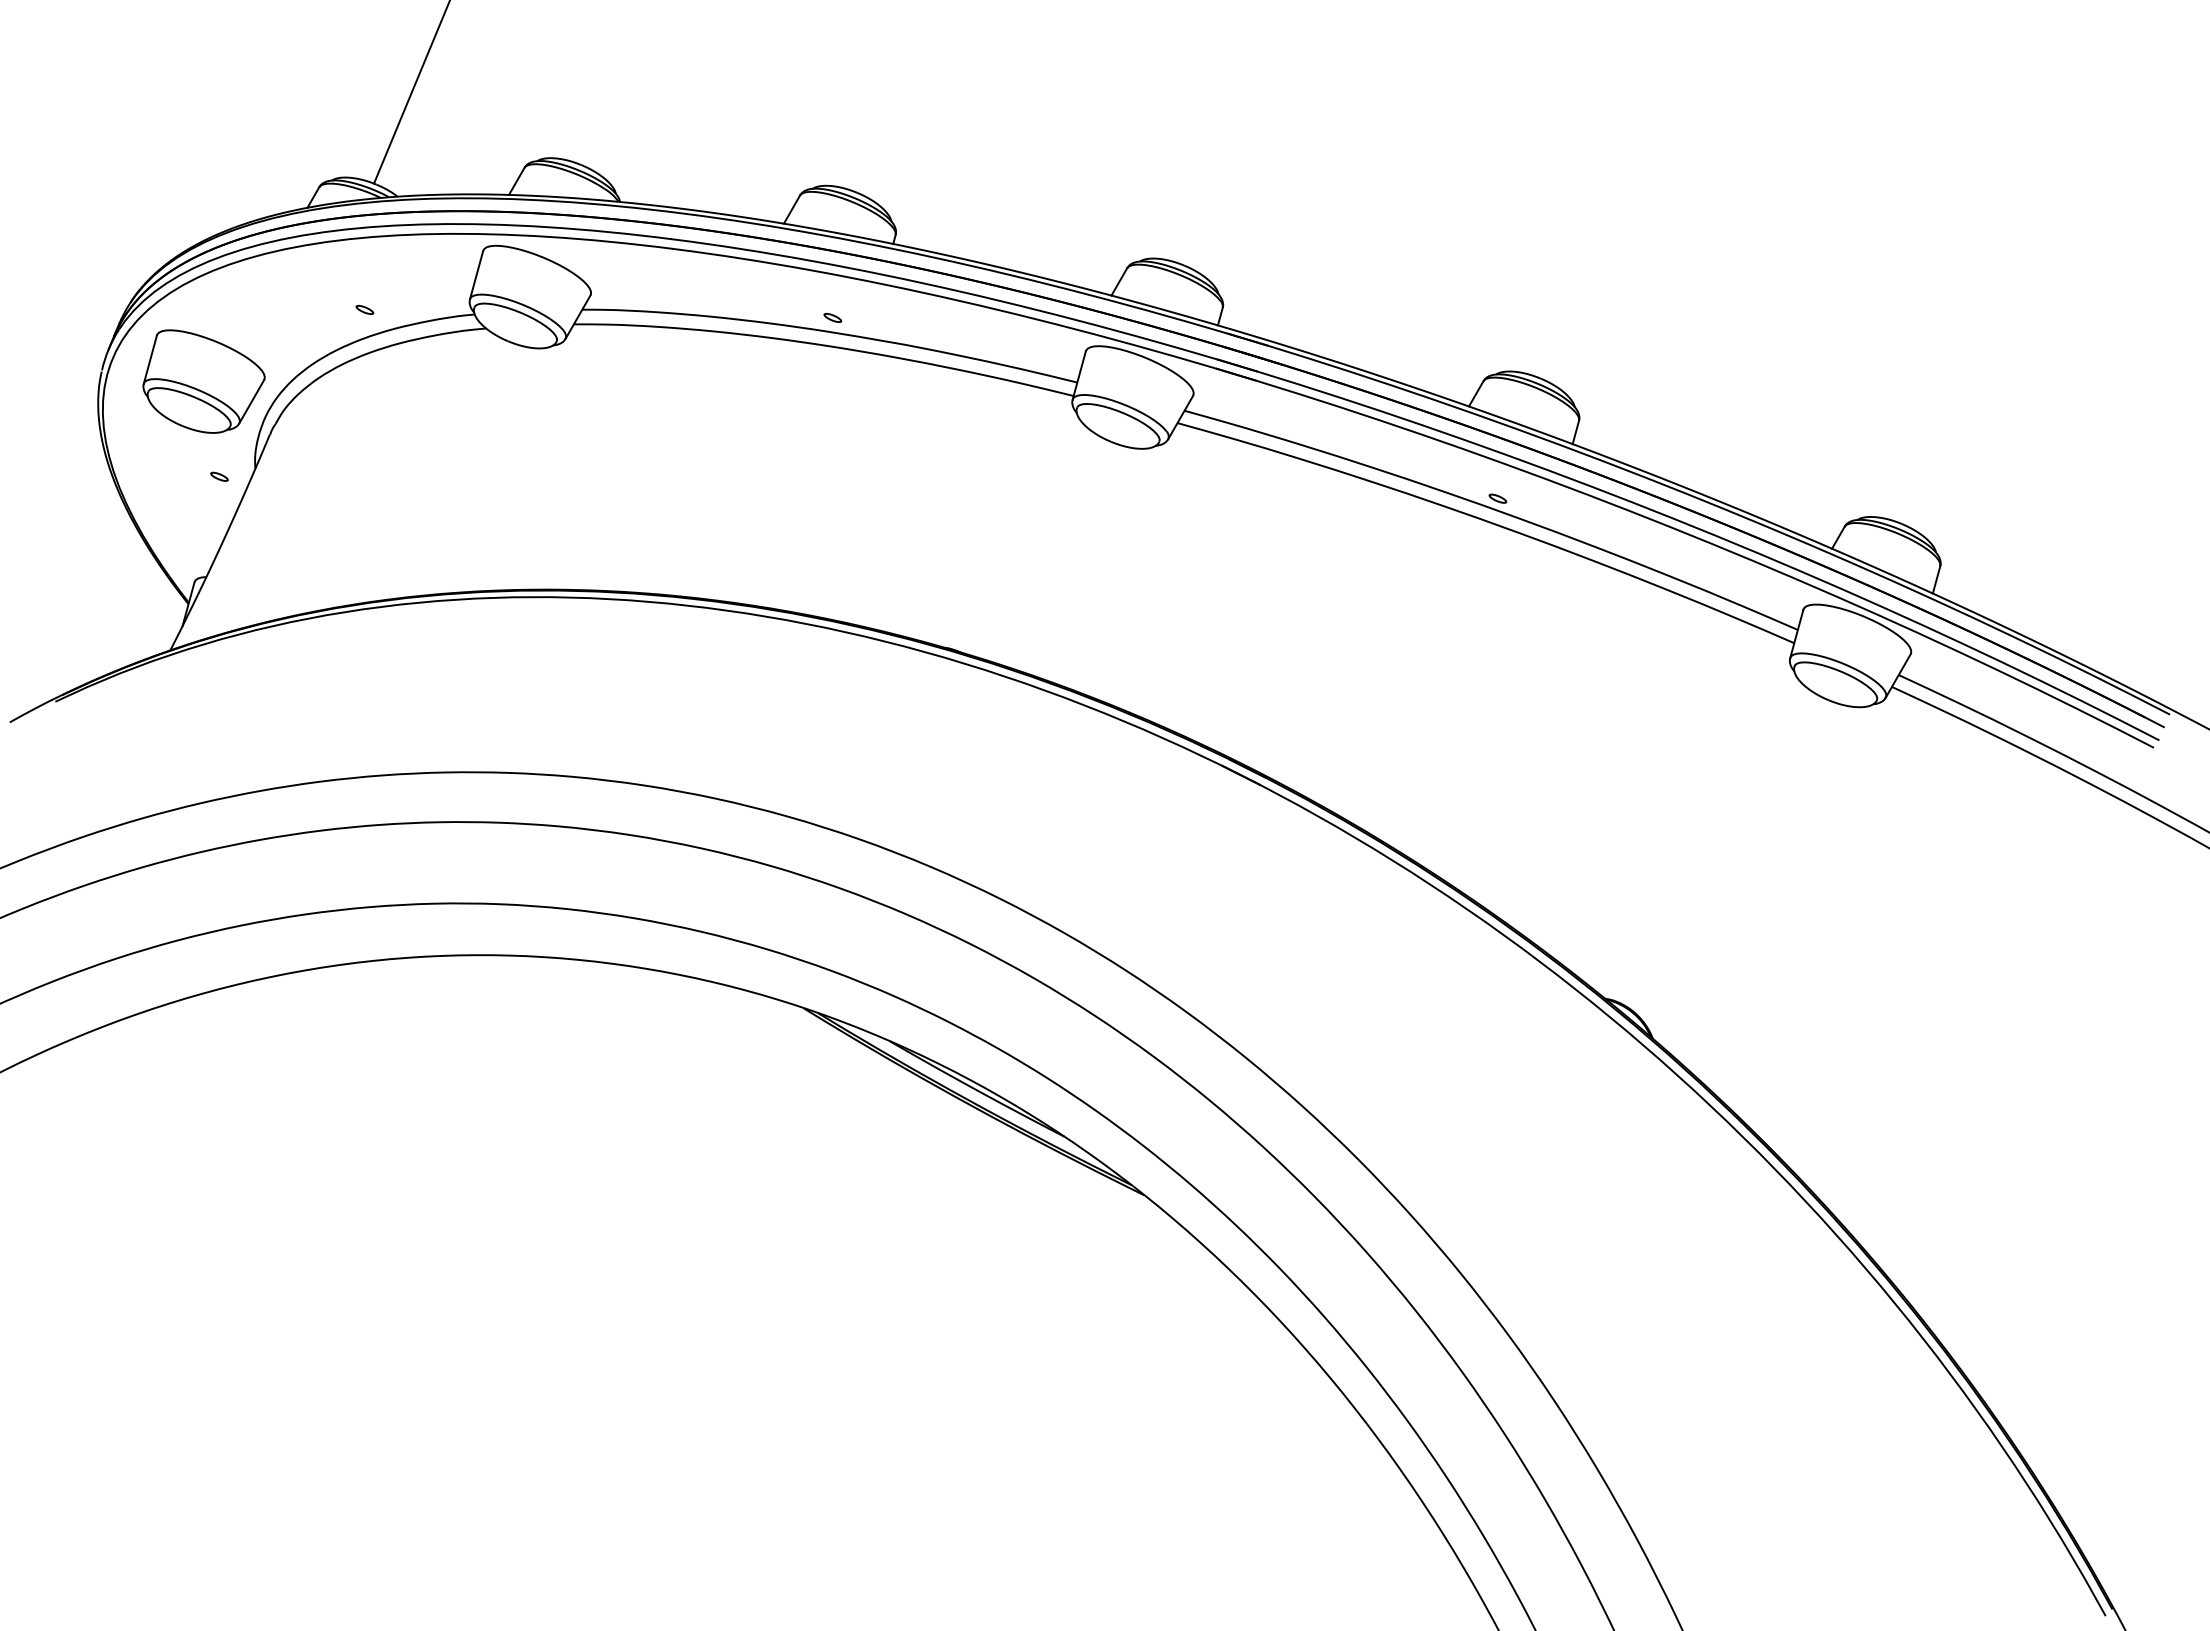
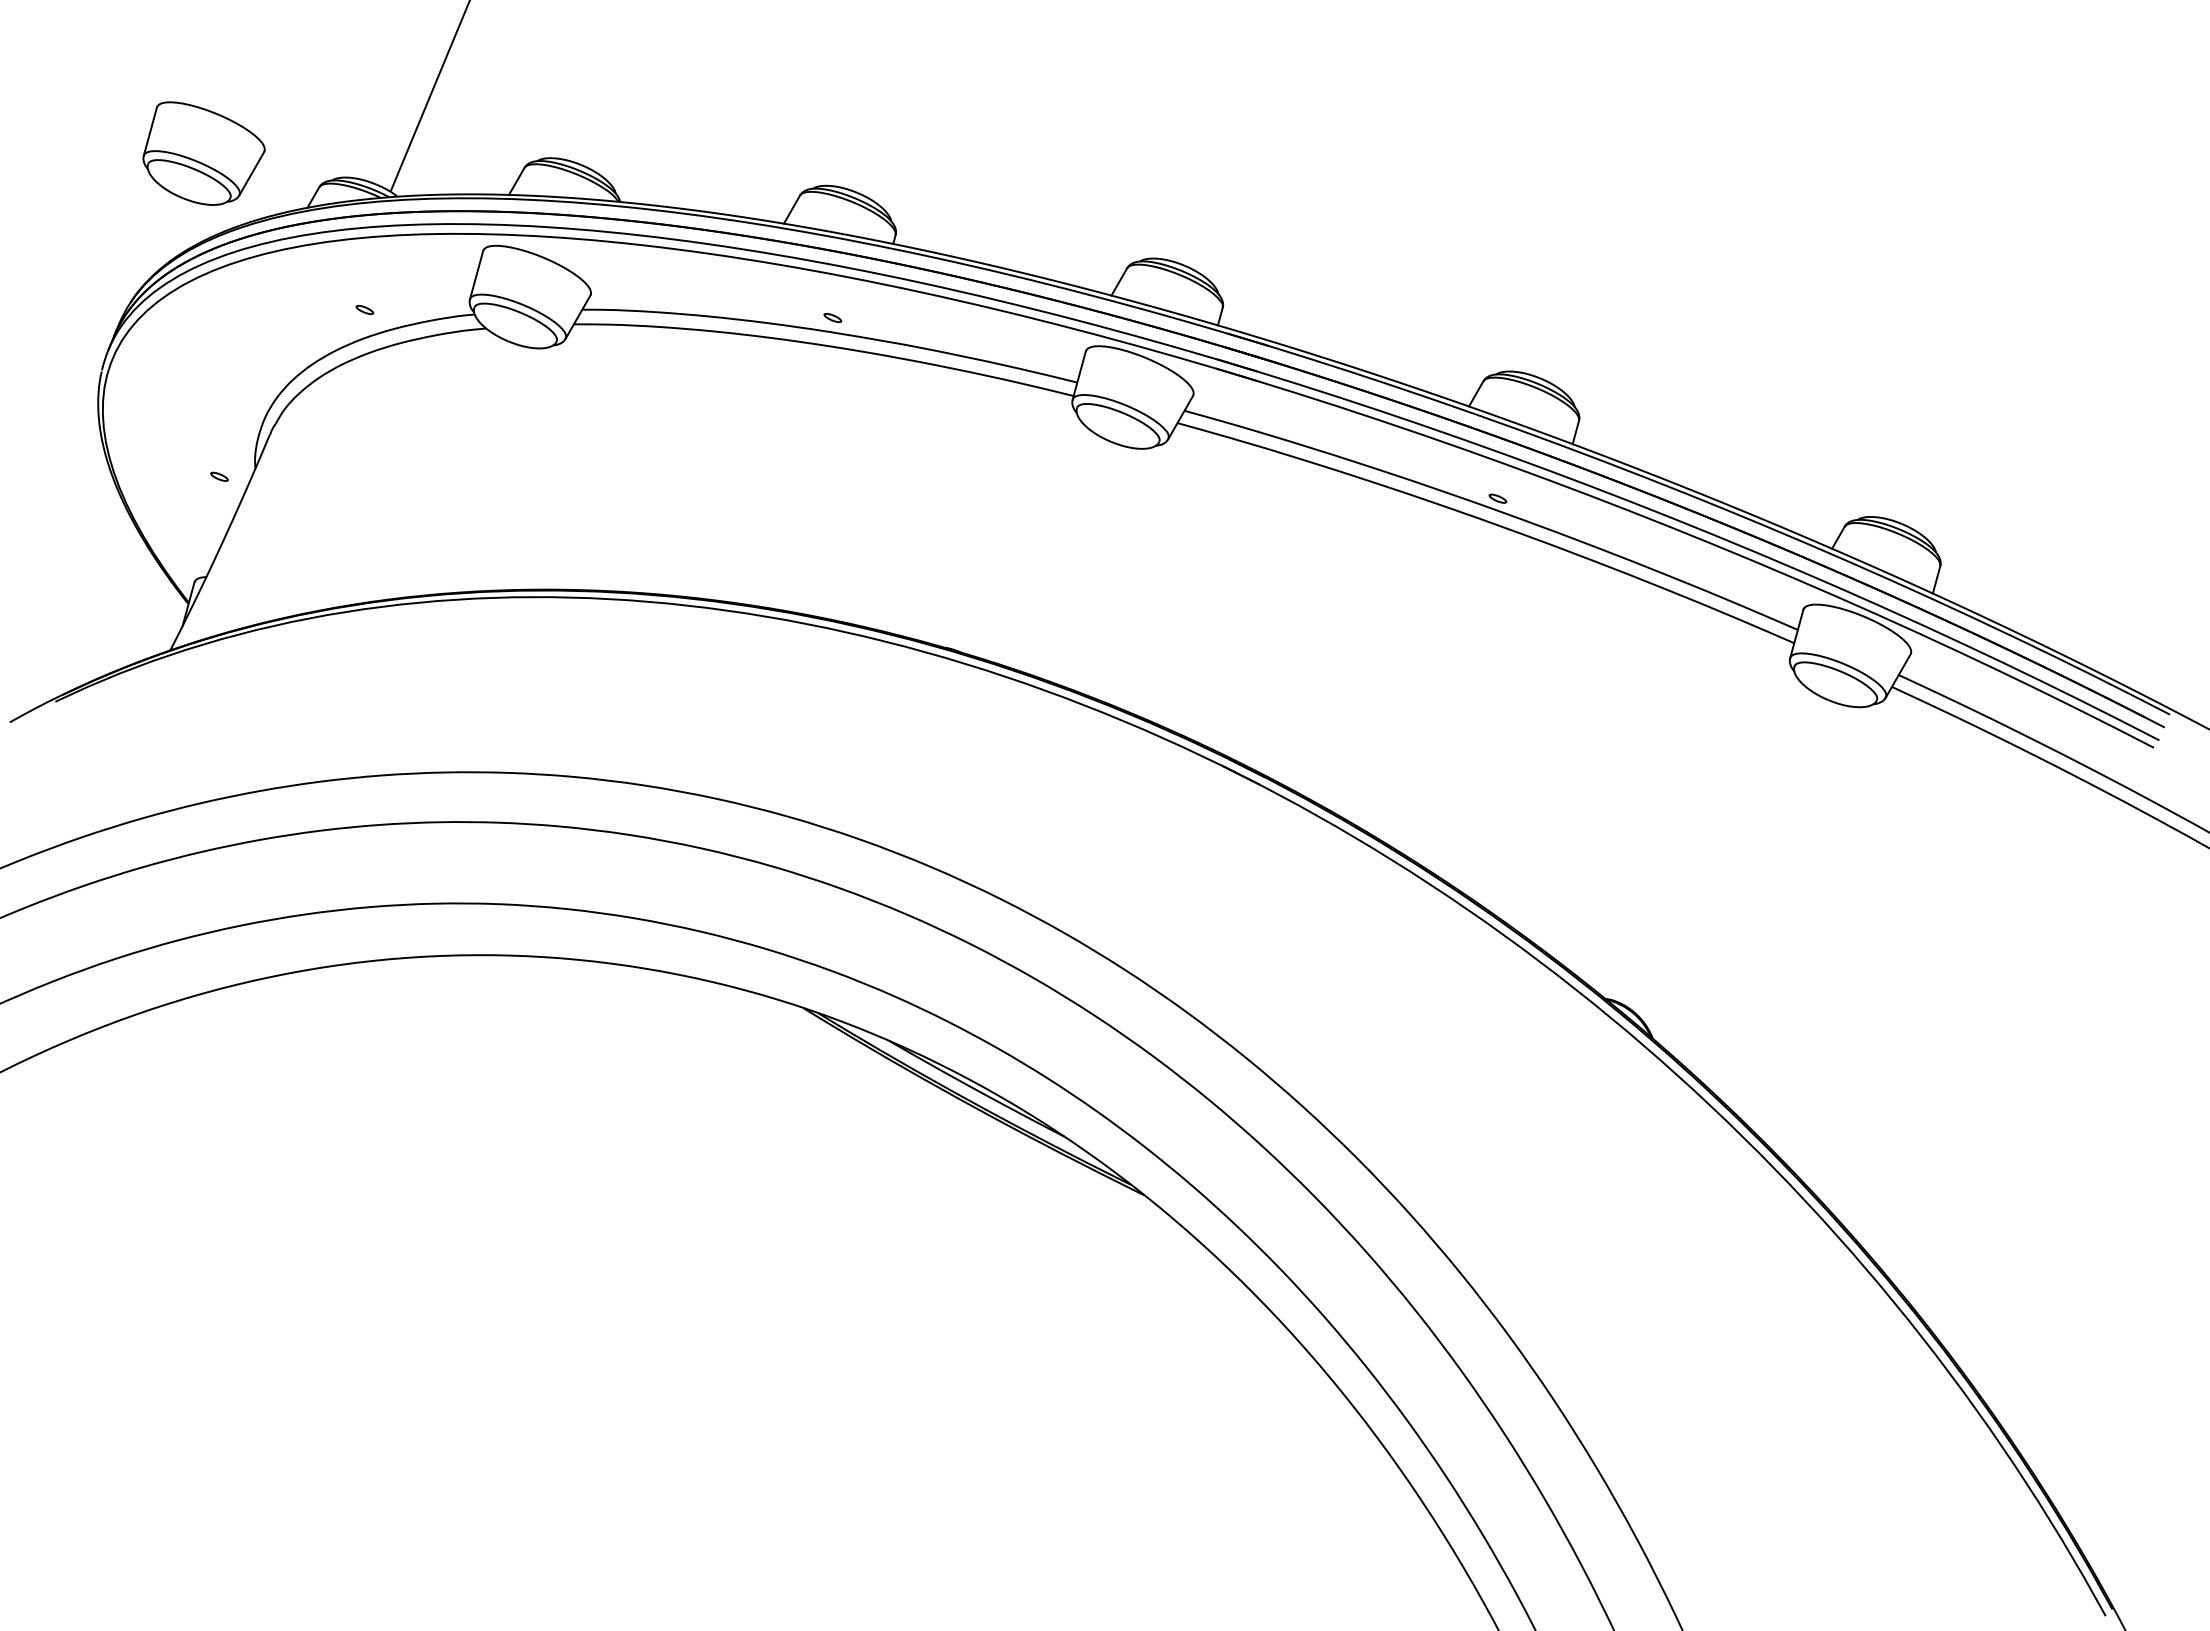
line position: (411, 92) -> (430, 96) (430, 96)
part position: (203, 381) -> (203, 153) (203, 153)
